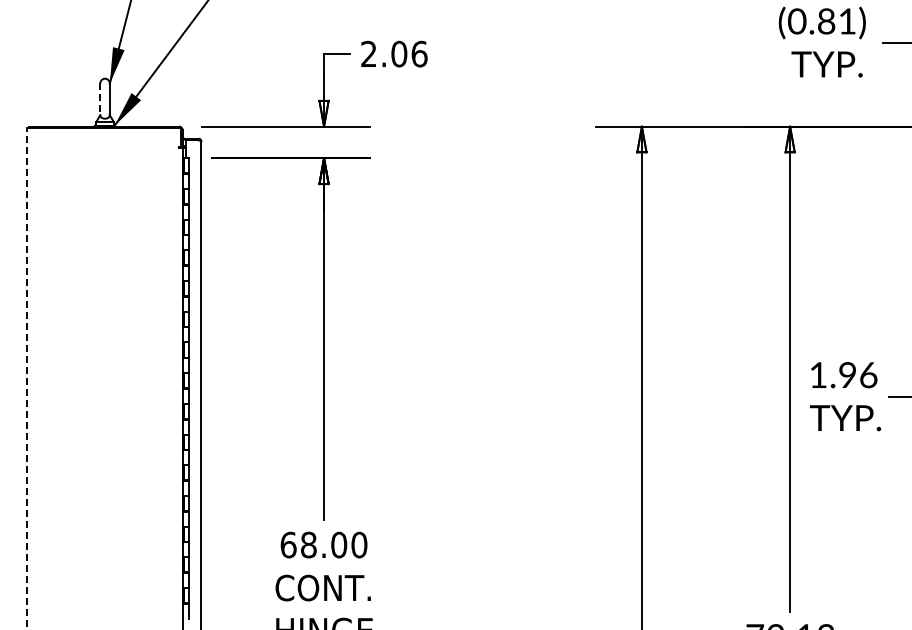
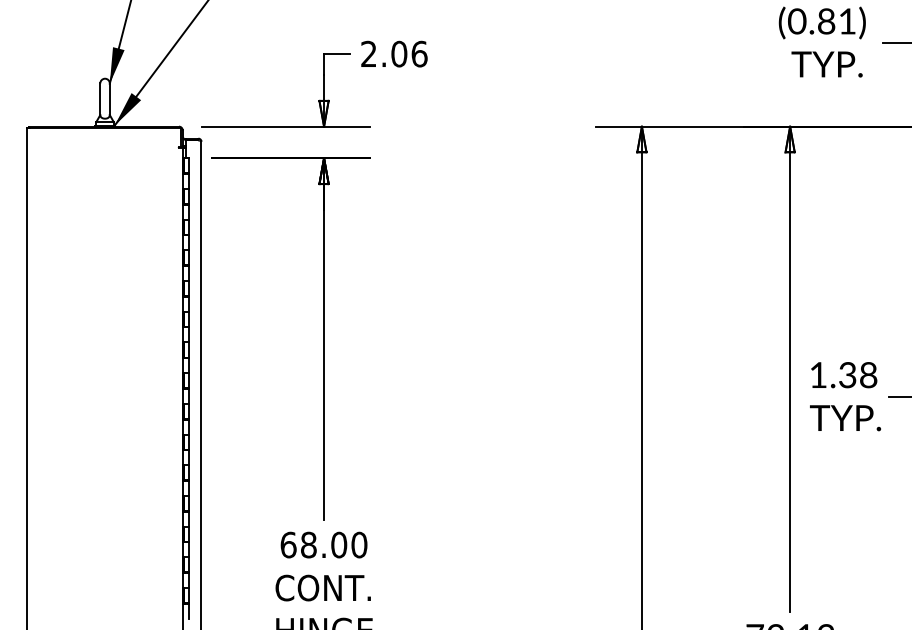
line: dashed -> solid (100, 99)
text: 1.96 -> 1.38 (858, 375)
line: dashed -> solid (27, 378)
